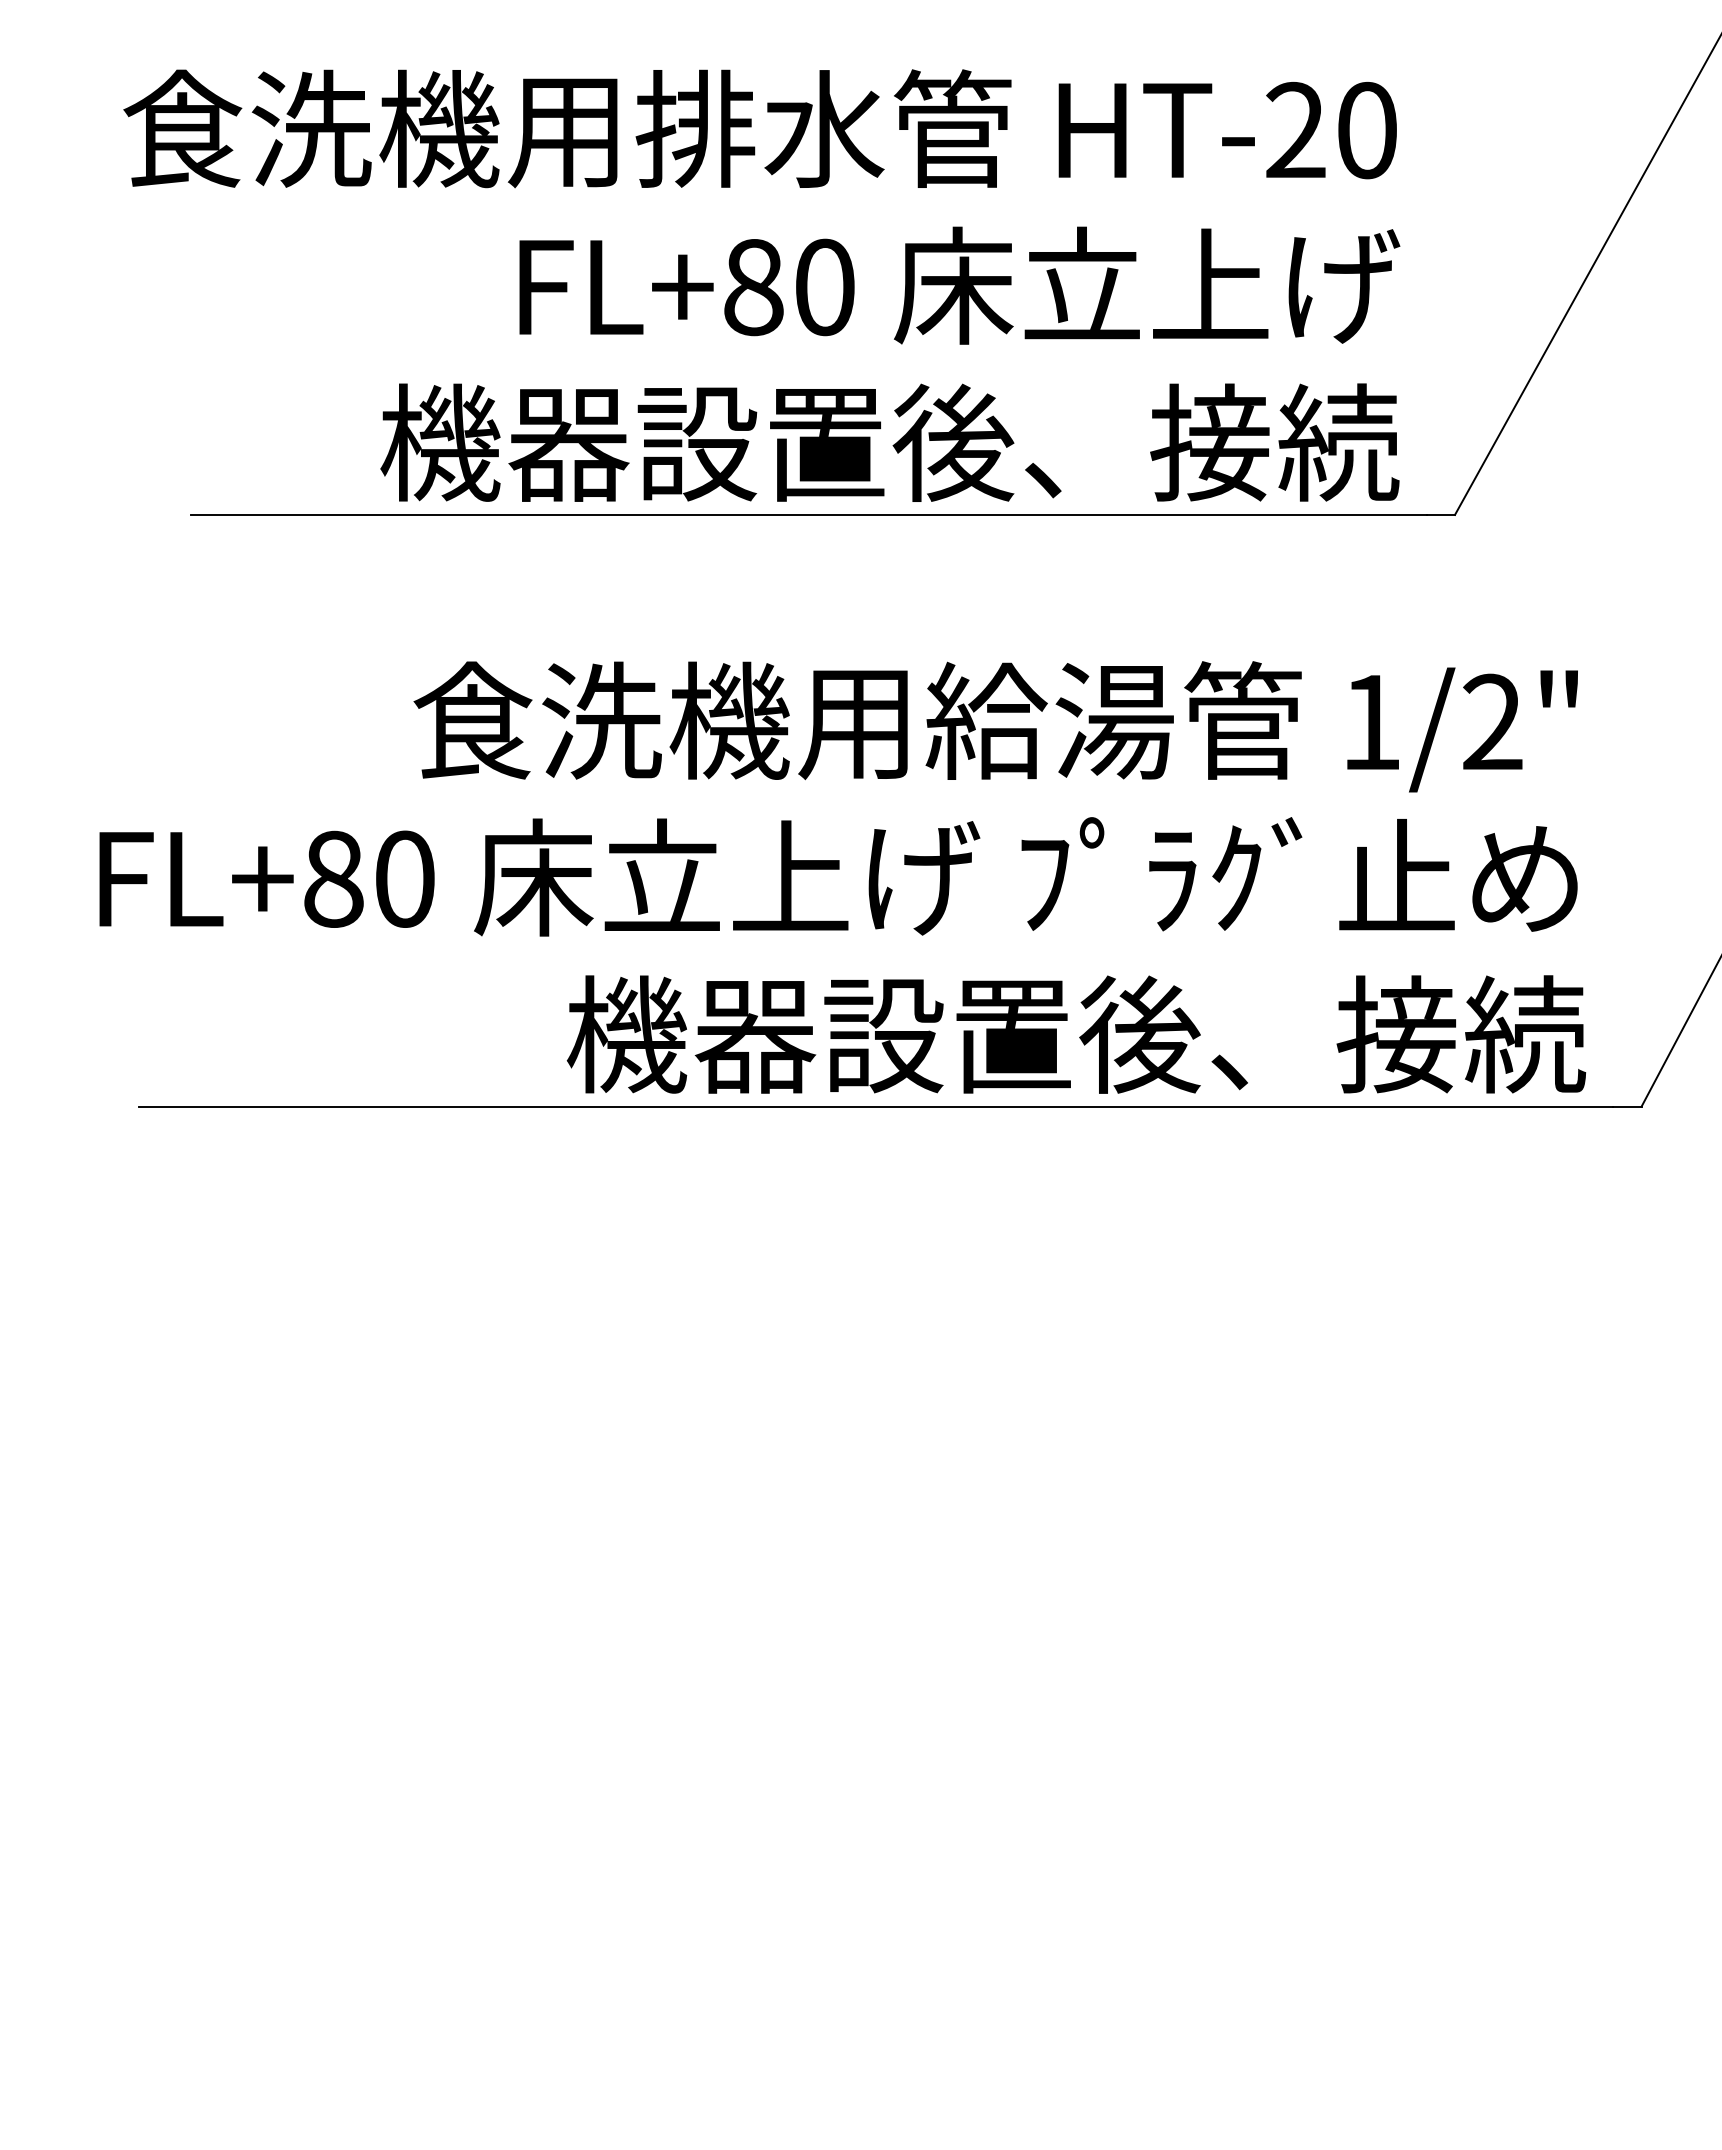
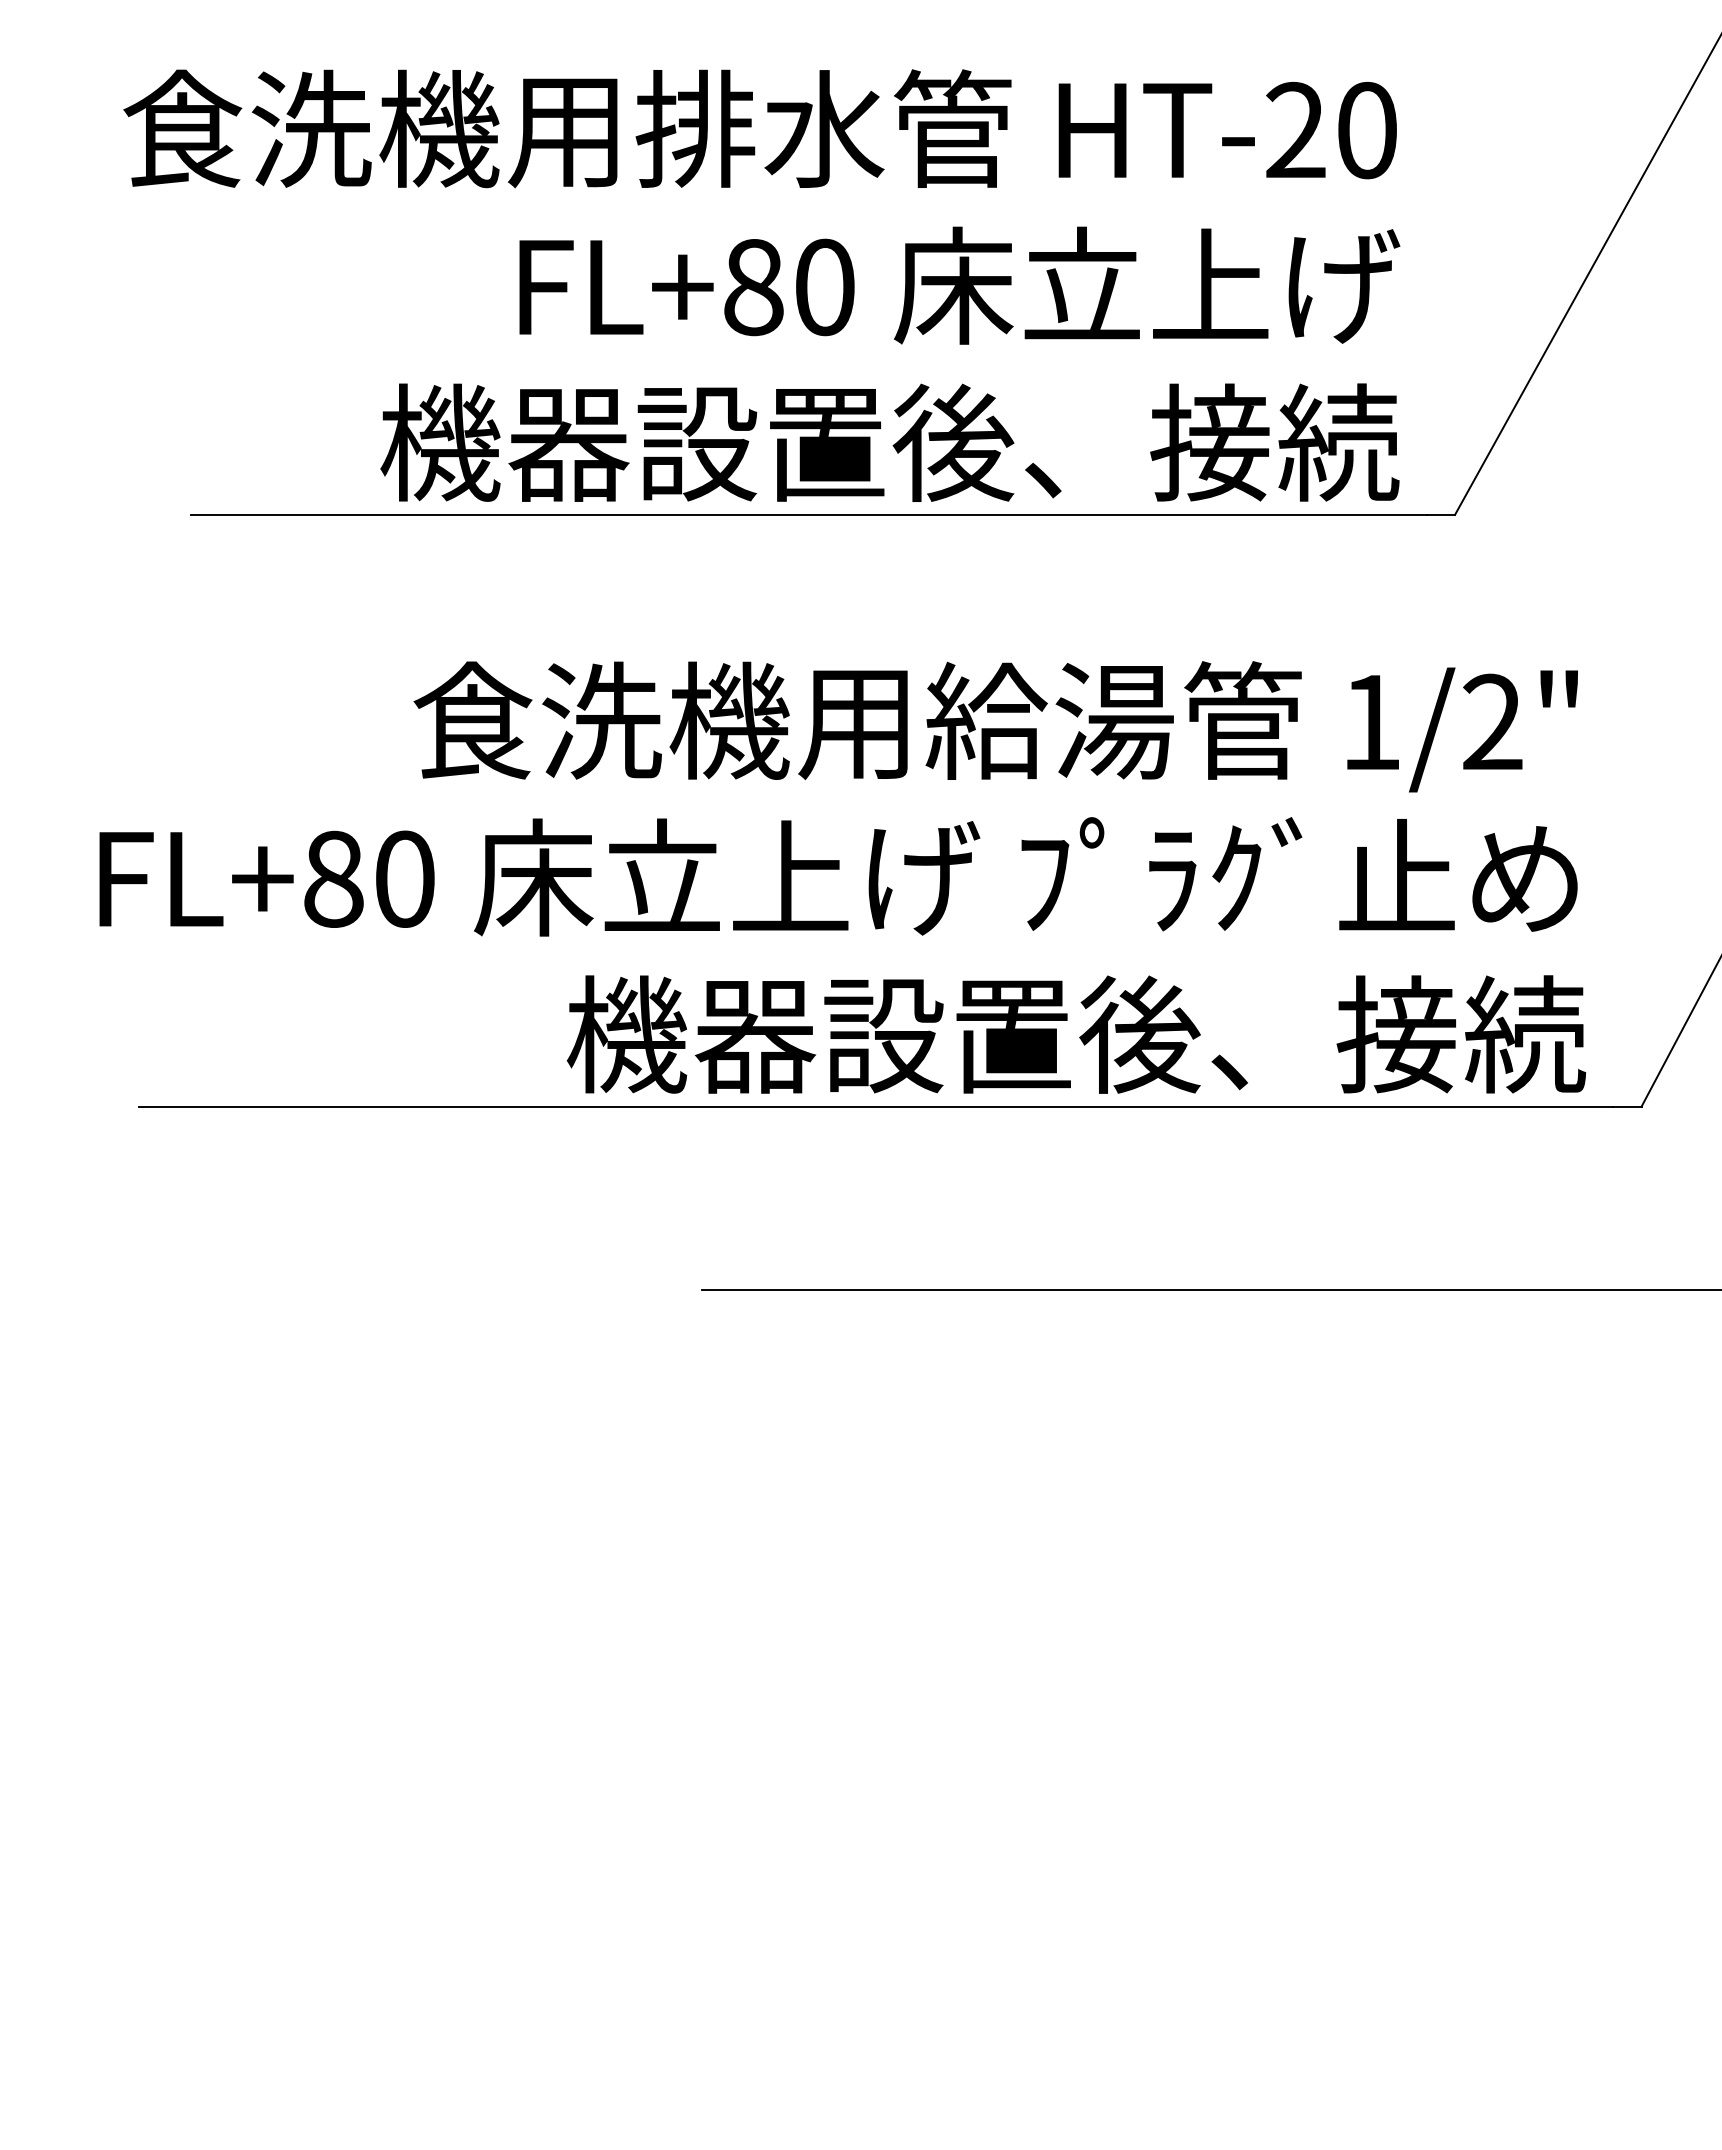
line: none -> present (1209, 1290)
